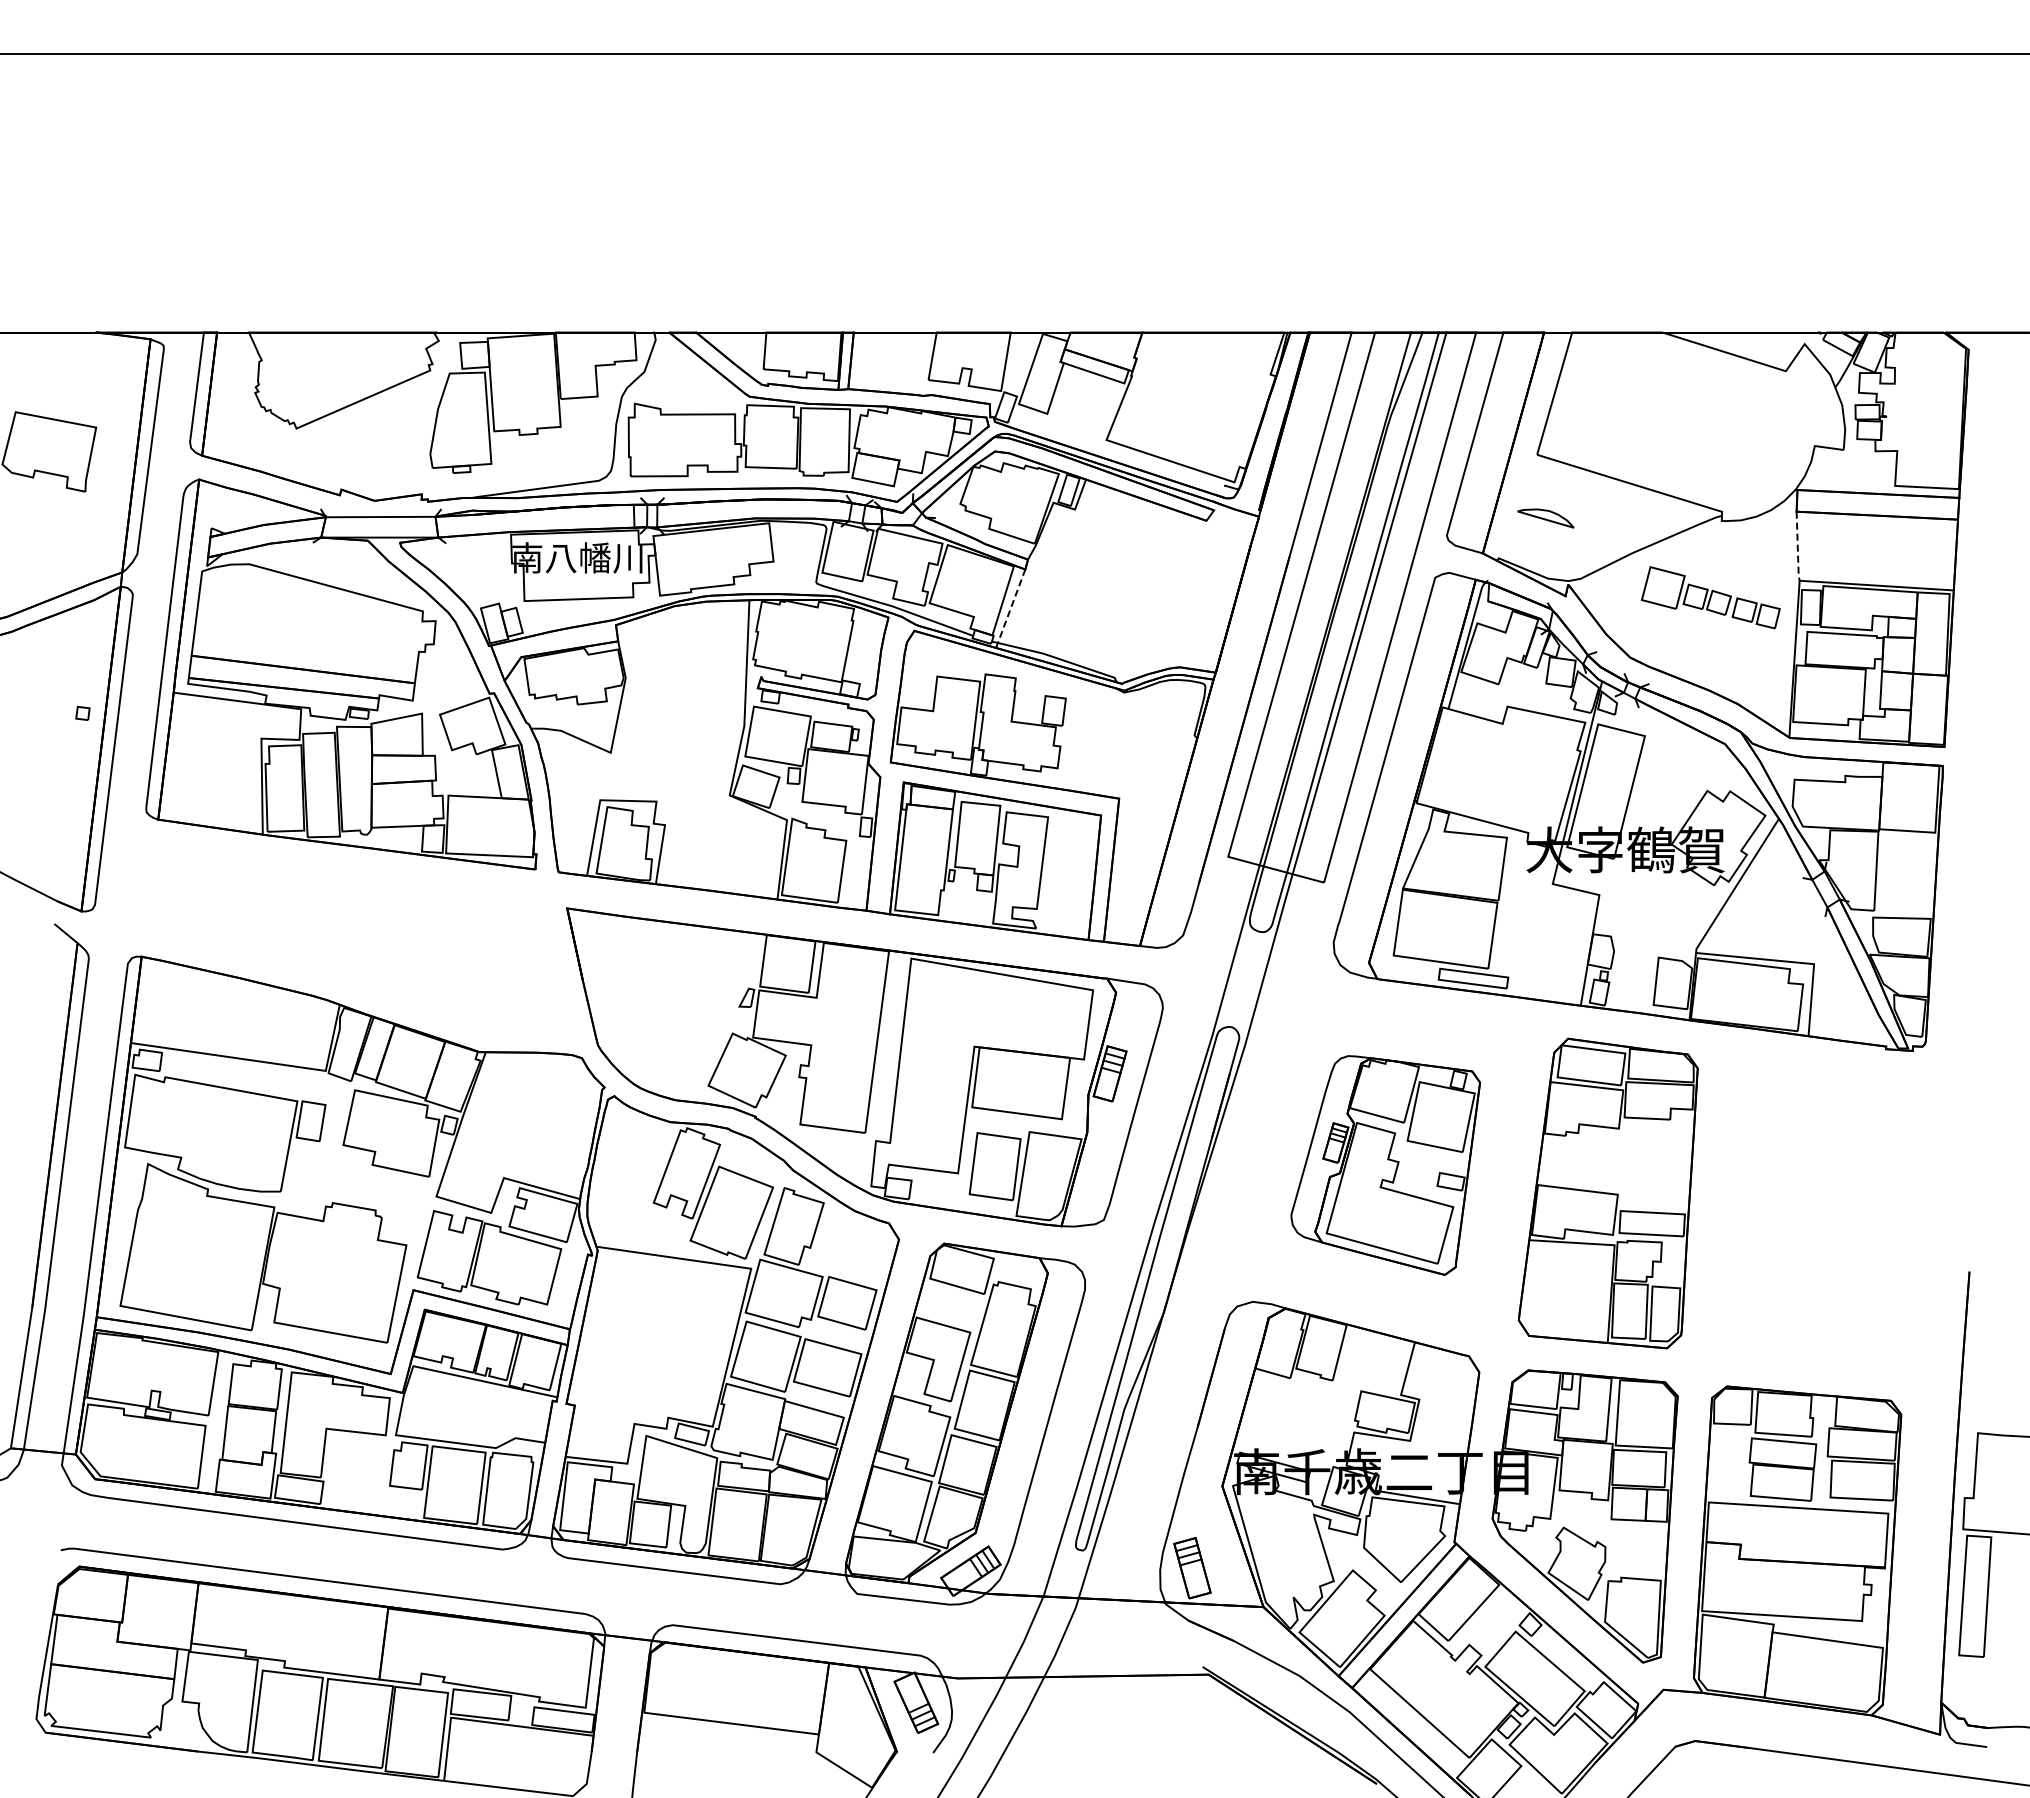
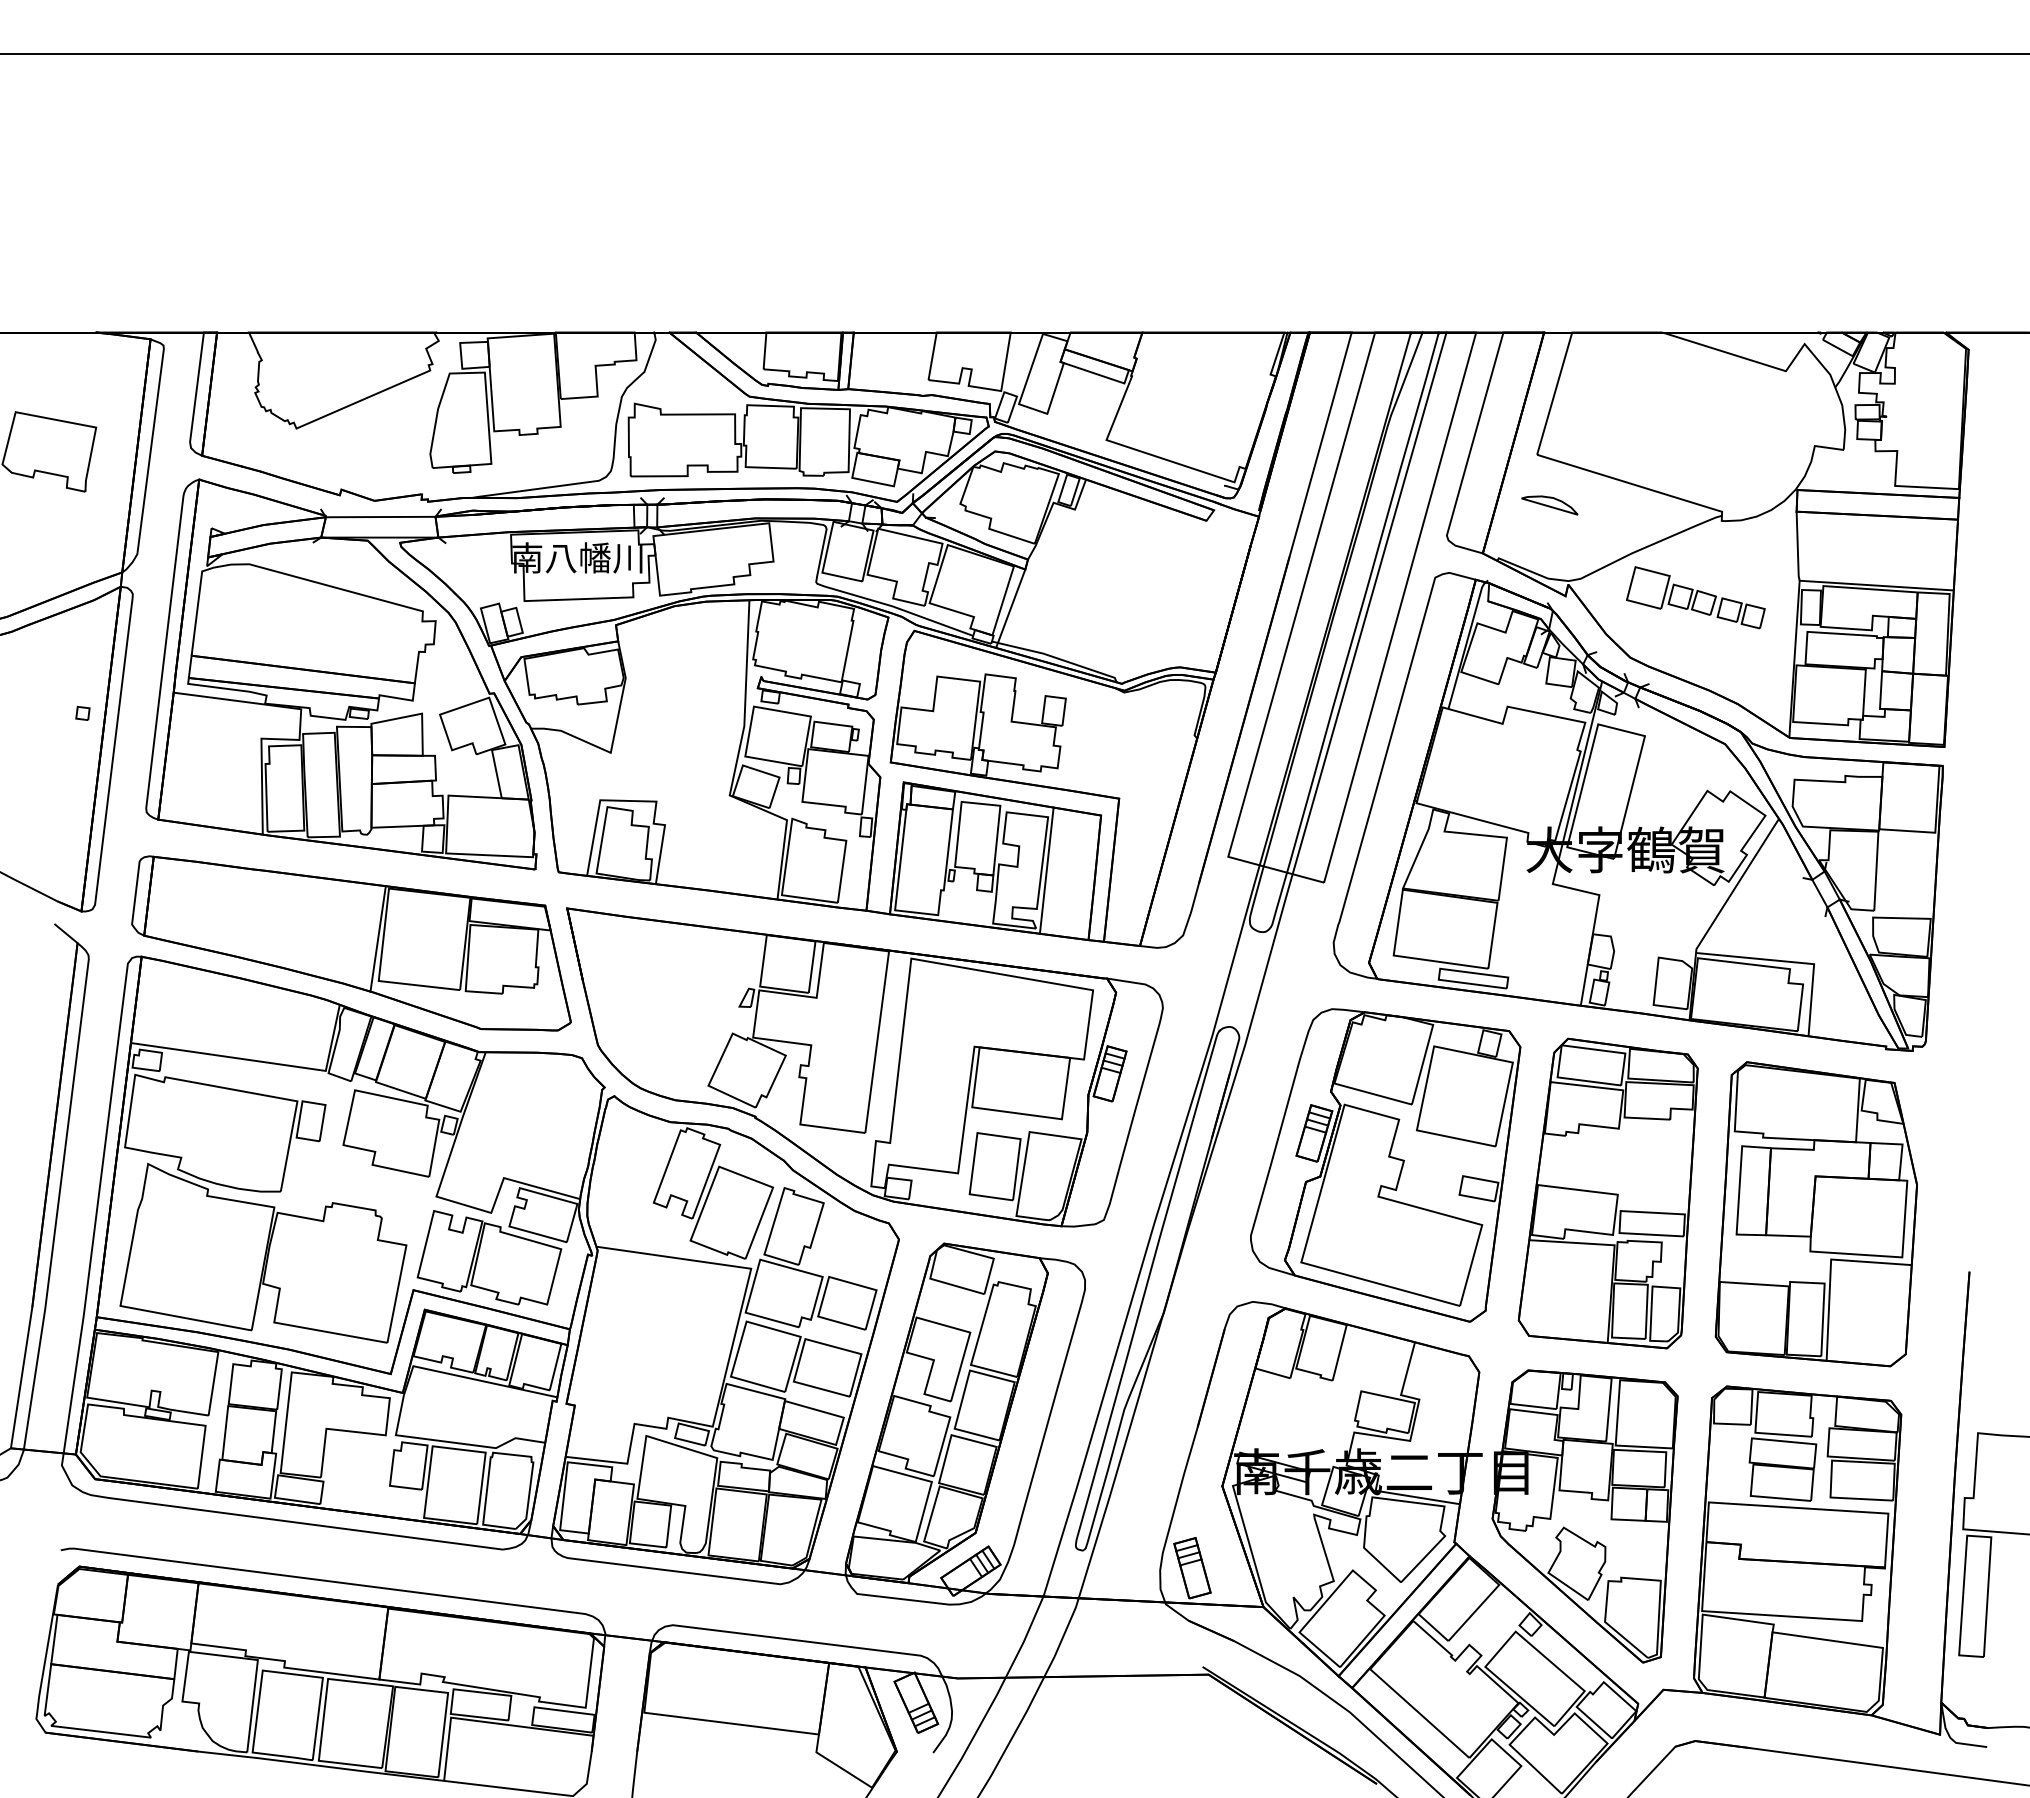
part position: (1545, 518) -> (1549, 505) (1549, 505)
line: dashed -> solid (1797, 547)
part position: (1710, 597) -> (1695, 597) (1695, 597)
line: dashed -> solid (1010, 608)
line: none -> present (1046, 870)
part: none -> present (351, 943)
part size: 191x221 px -> 272x315 px (1385, 1165)
part: none -> present (1815, 1214)
